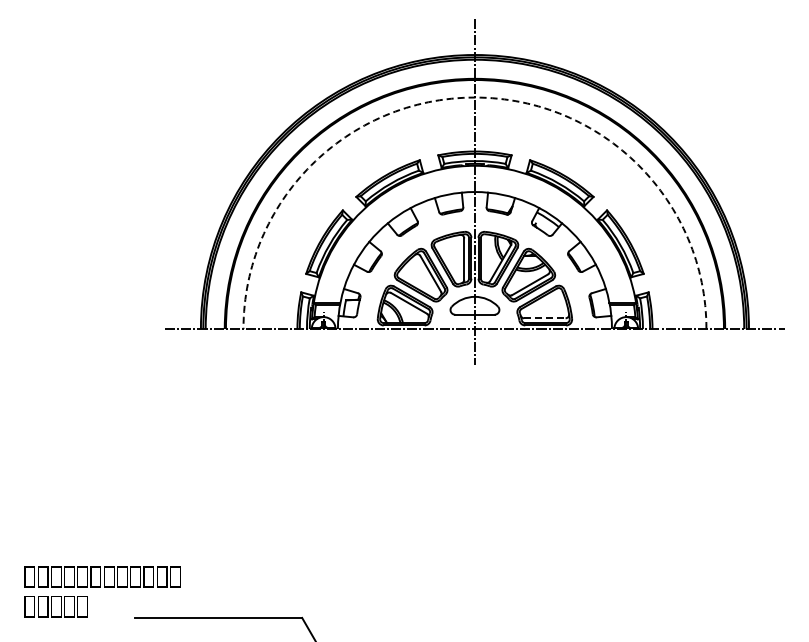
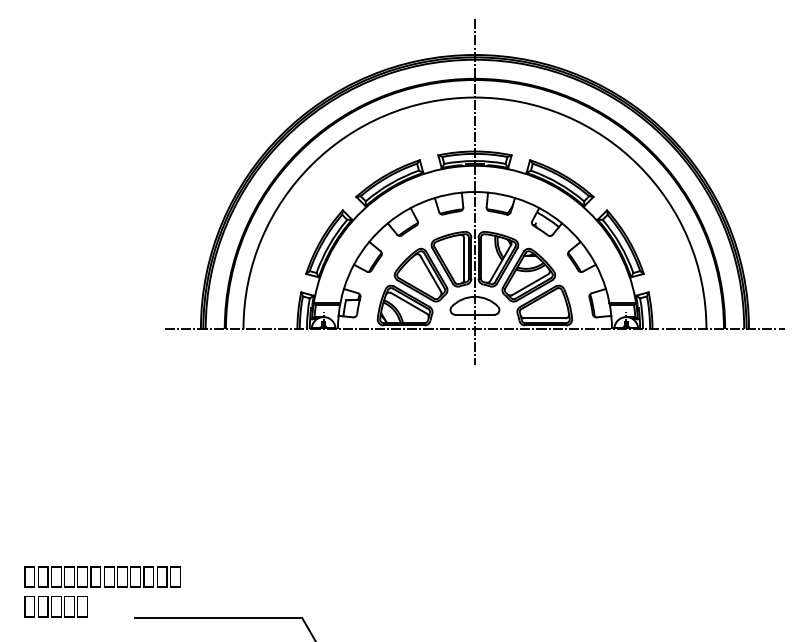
arc: dashed -> solid (474, 97)
line: dashed -> solid (544, 318)
